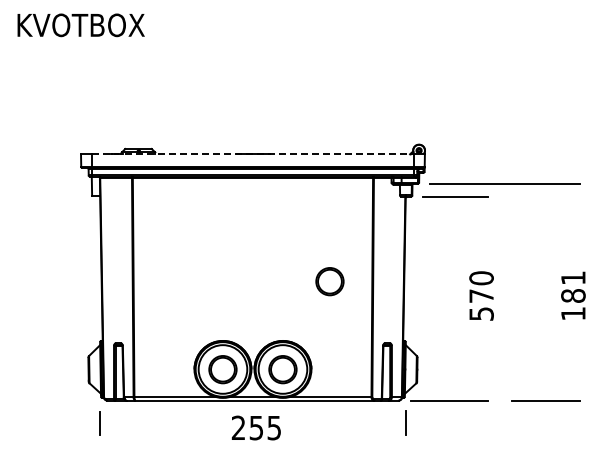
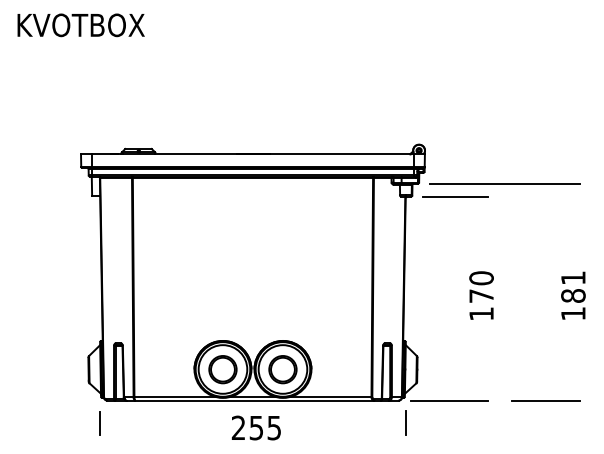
line: dashed -> solid (252, 154)
part: present -> none (329, 281)
text: 570 -> 170 (481, 313)
